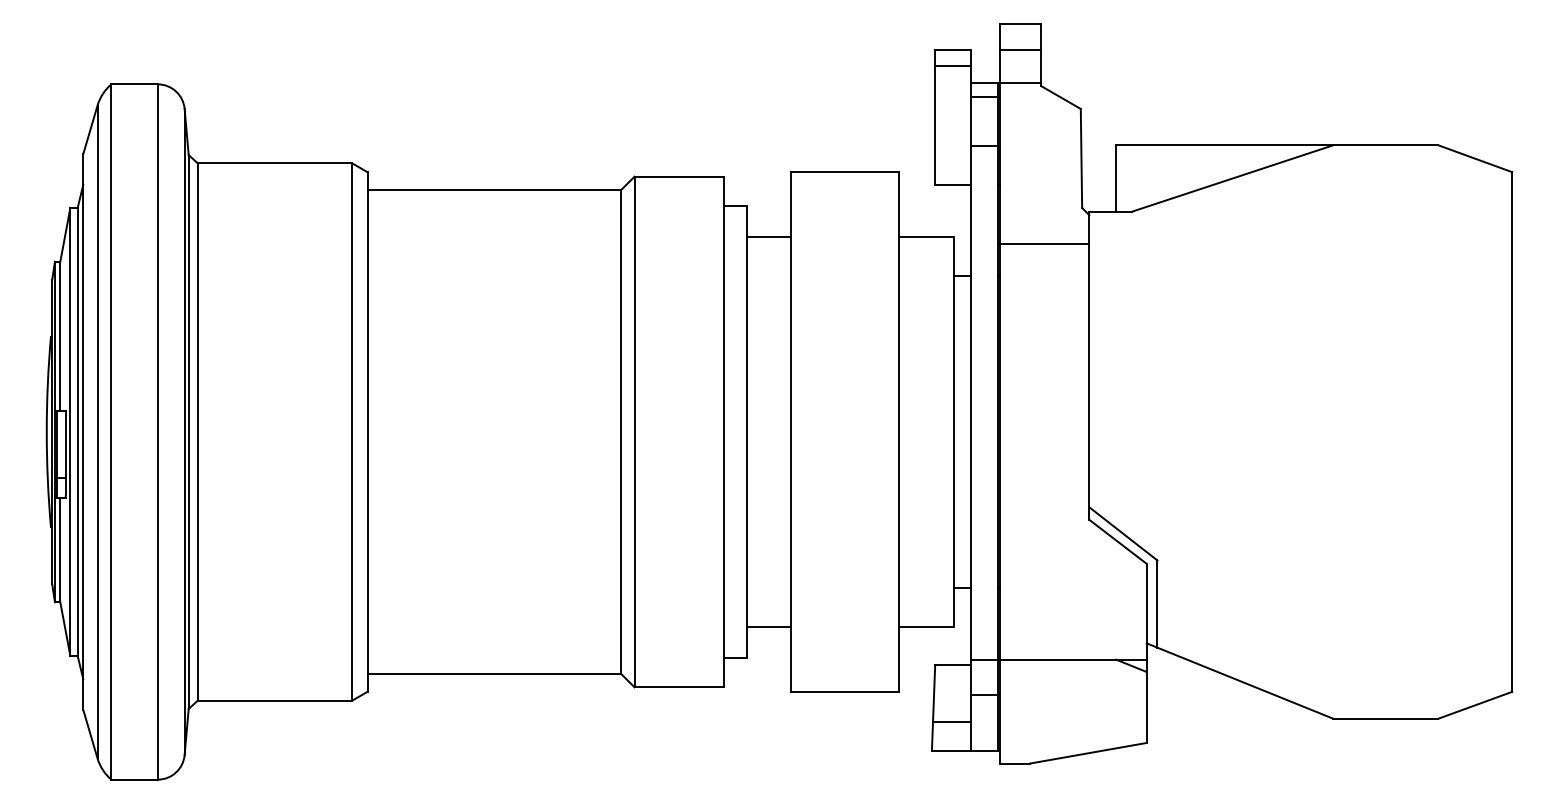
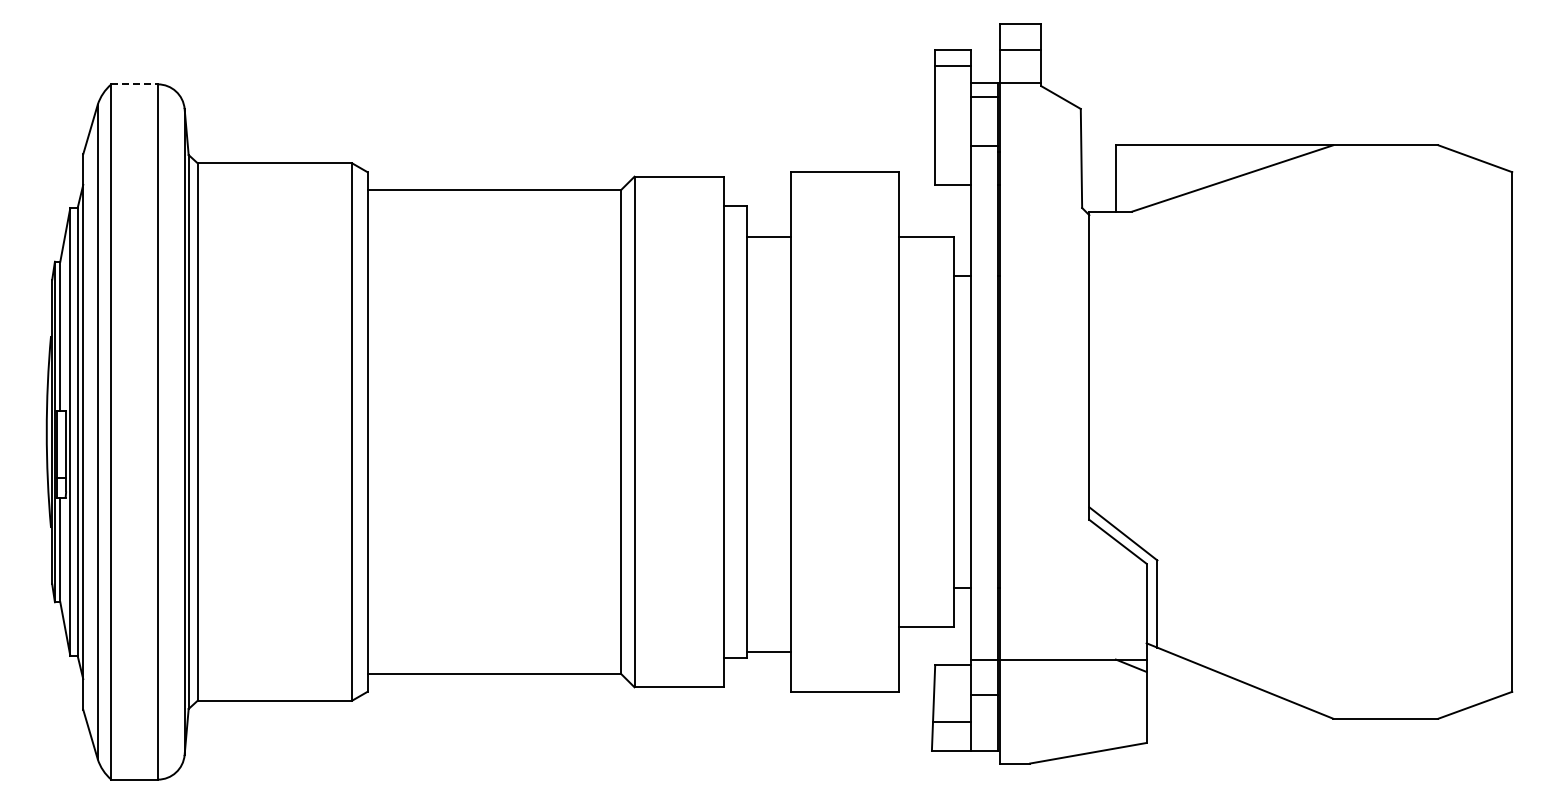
line: solid -> dashed (135, 84)
line: present -> none (1044, 243)
line position: (768, 626) -> (768, 651) (768, 651)
